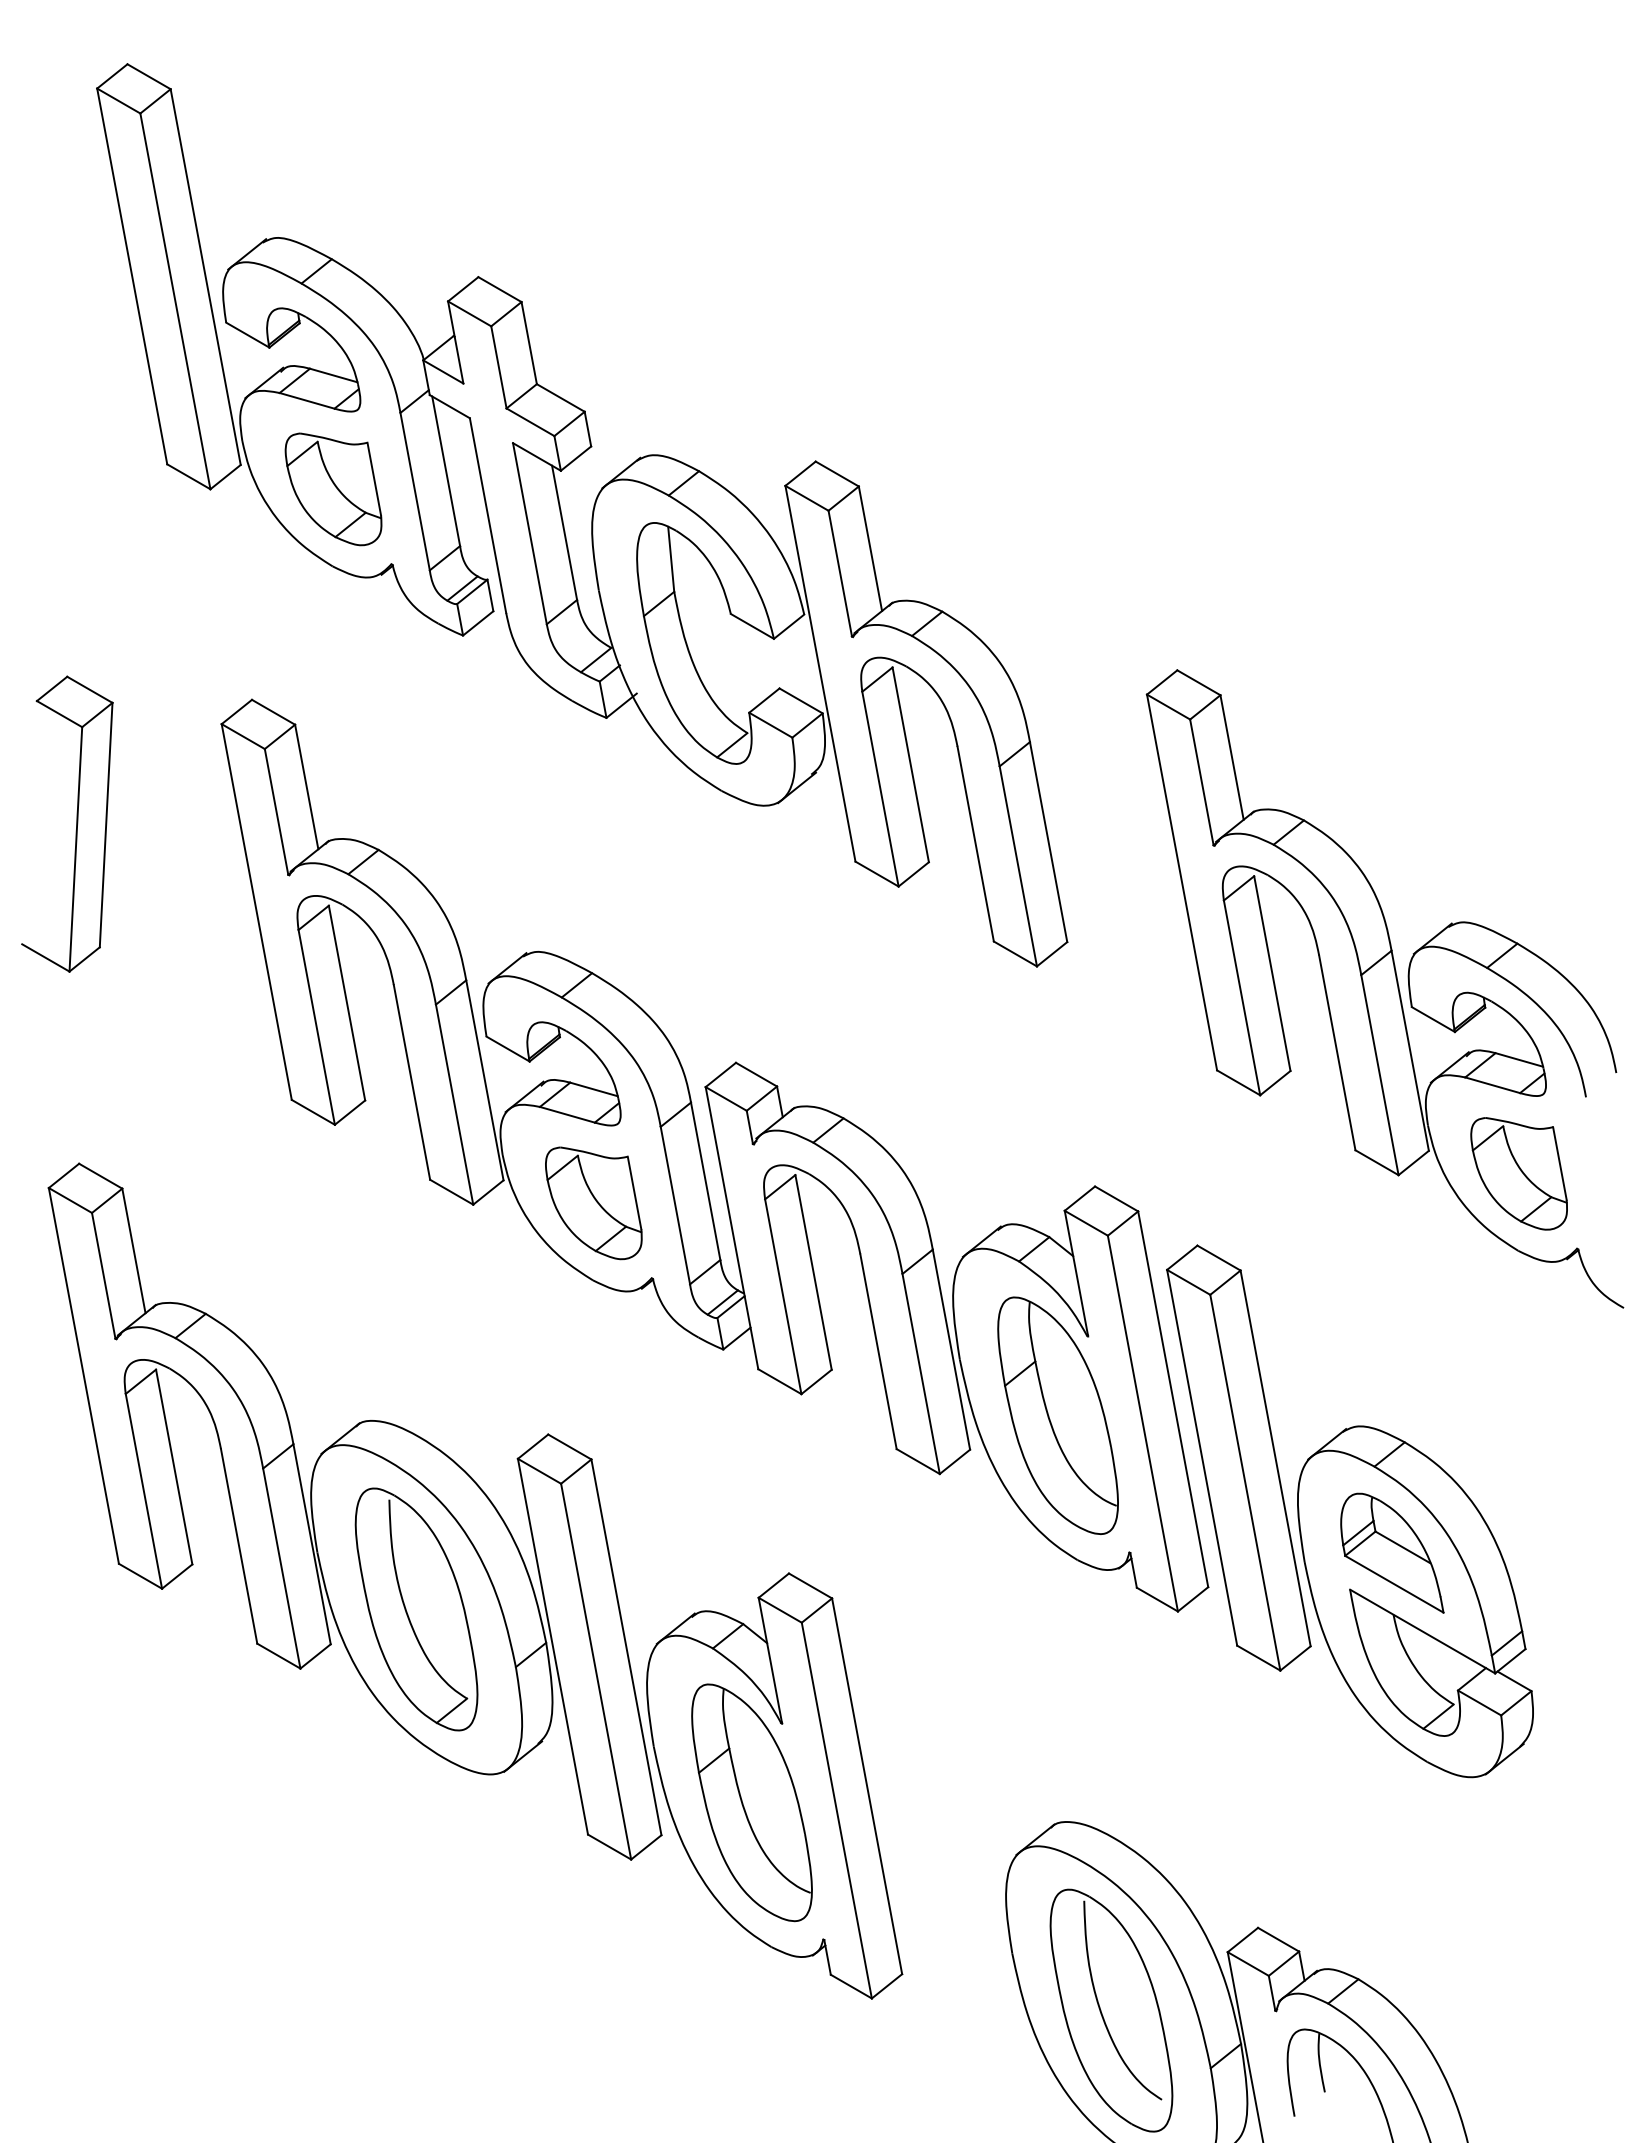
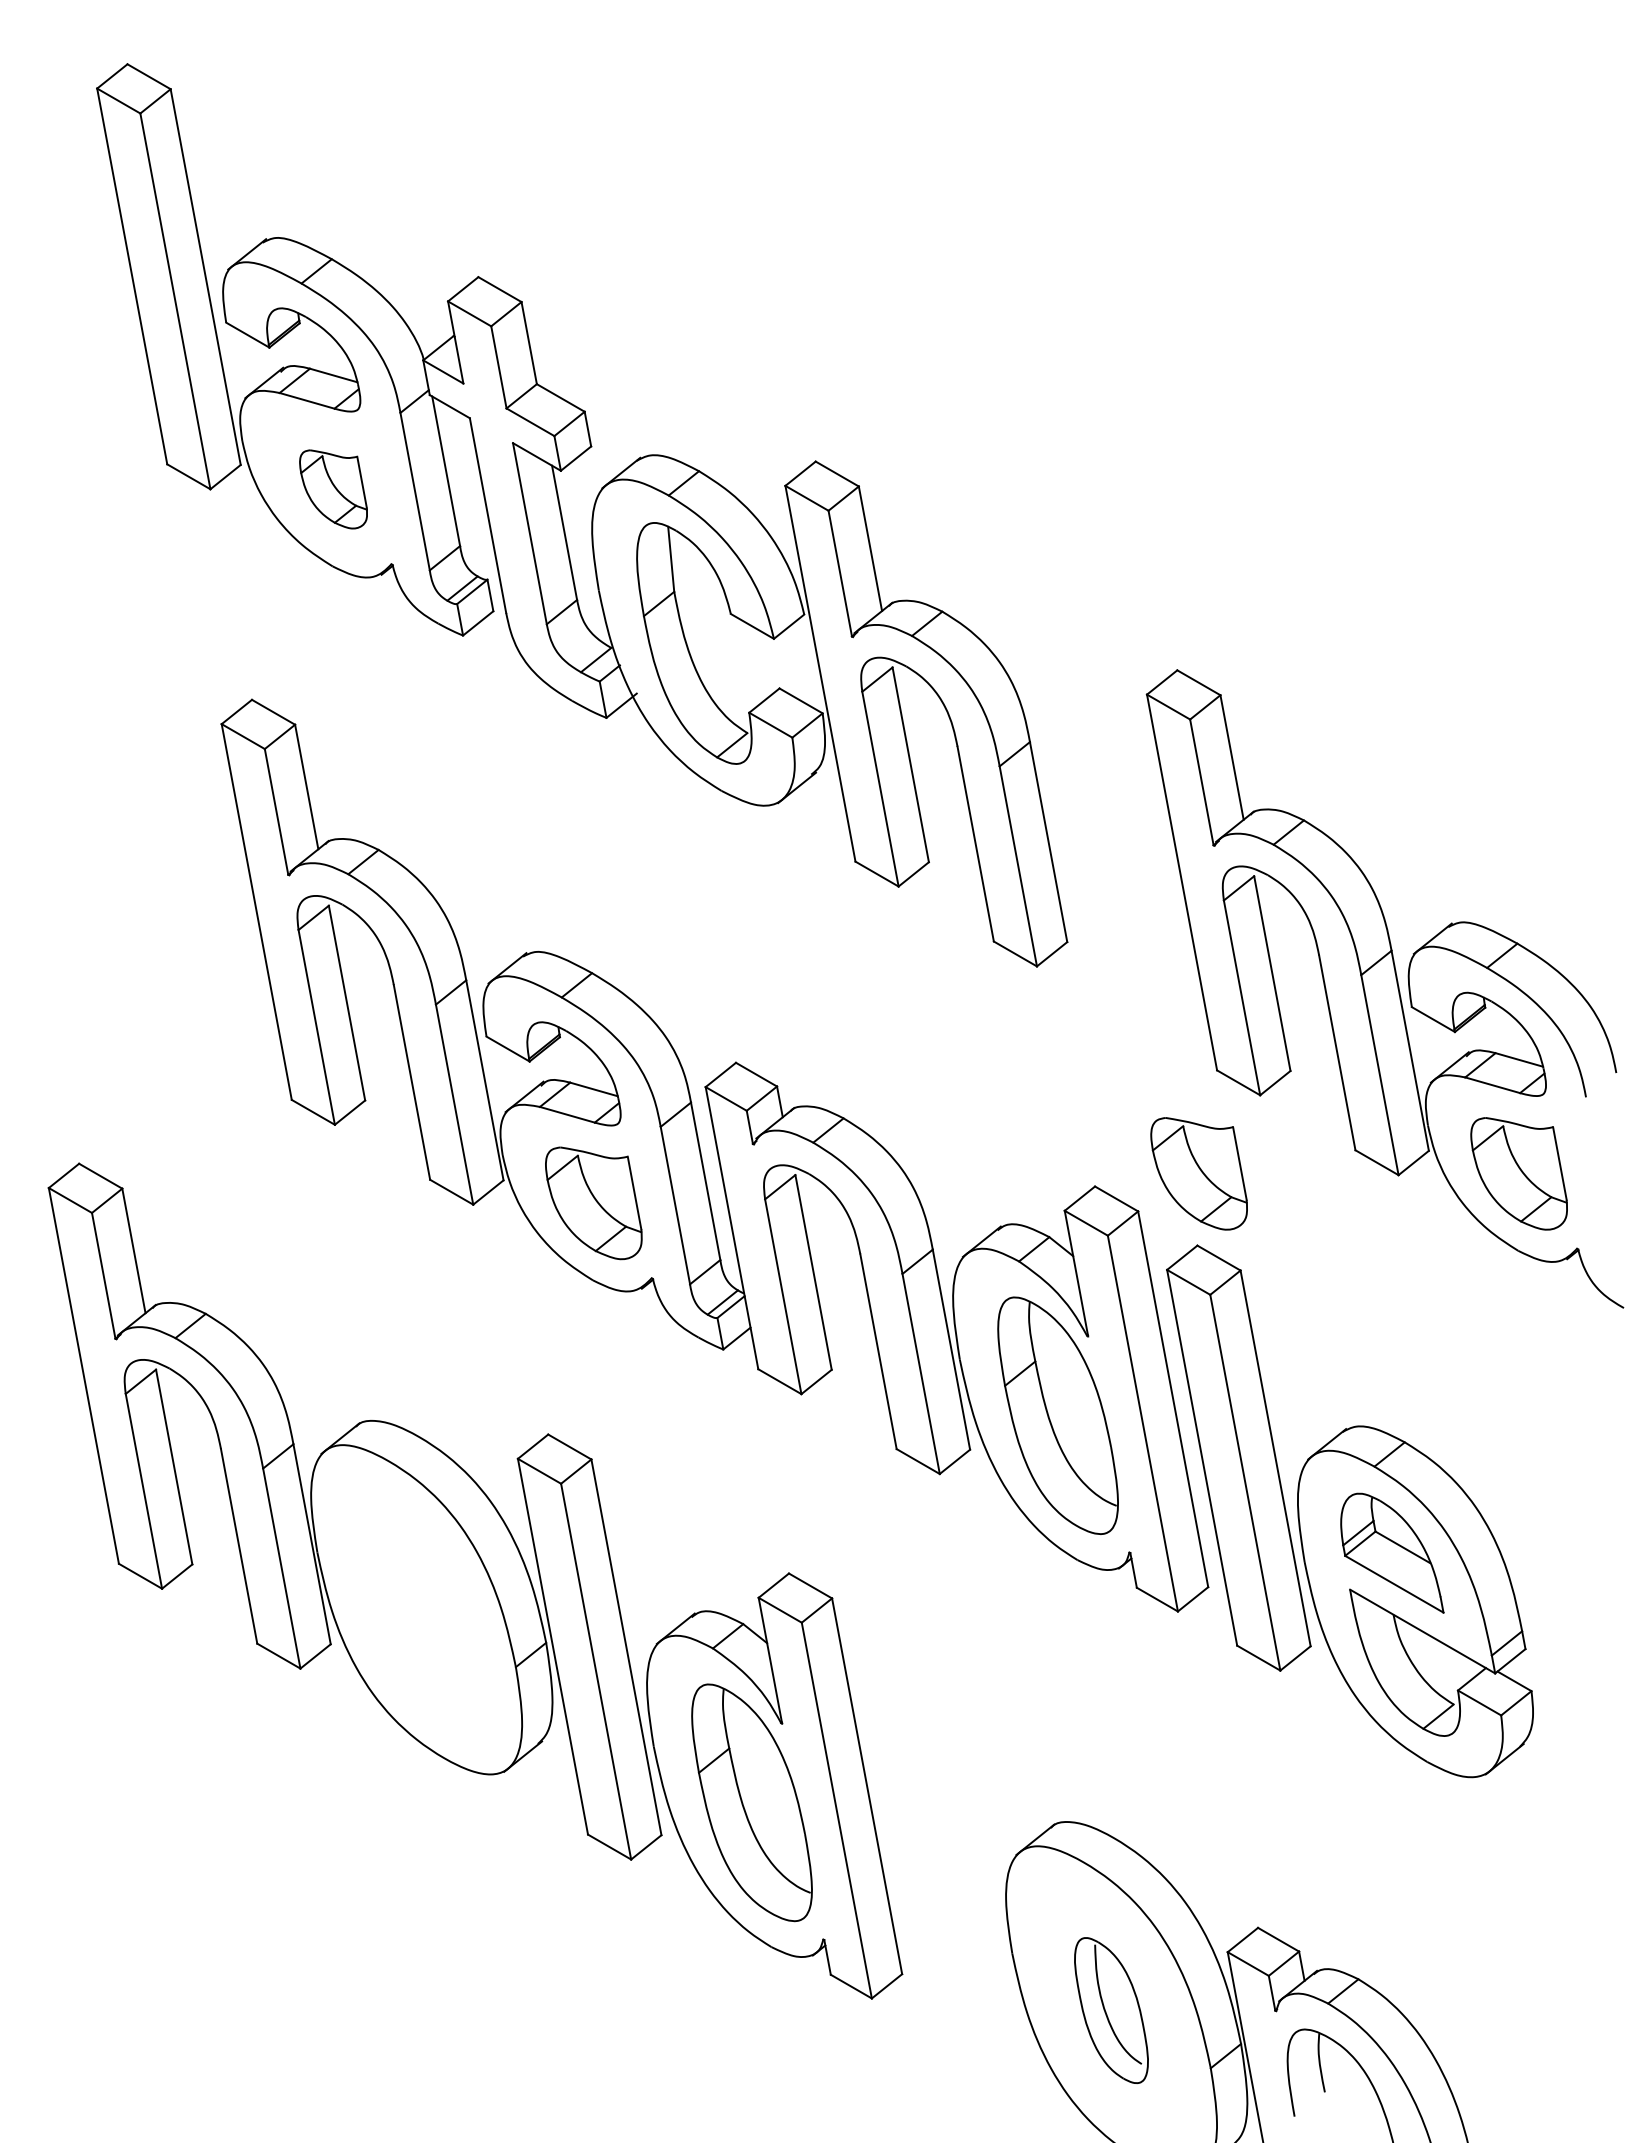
part size: 99x115 px -> 69x81 px (333, 489)
part: present -> none (76, 823)
part: none -> present (1198, 1173)
part: present -> none (416, 1609)
part size: 125x245 px -> 75x147 px (1111, 2010)
